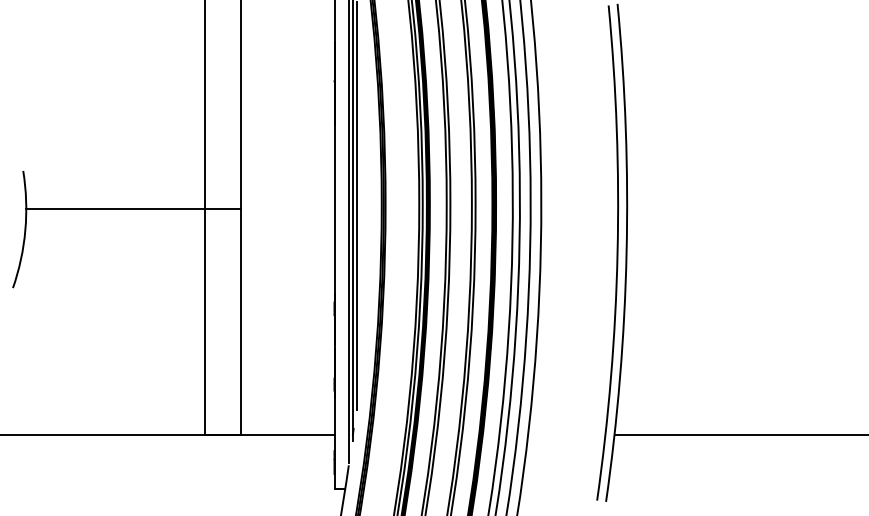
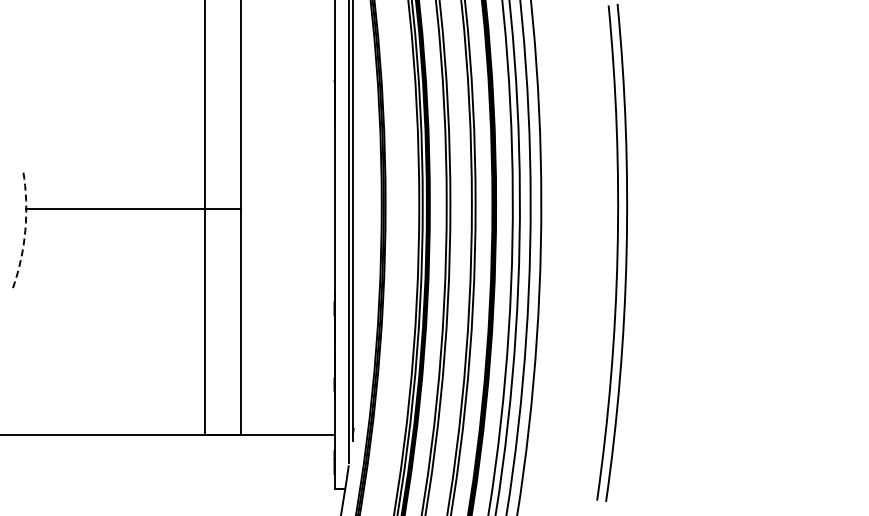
line: present -> none (356, 205)
arc: solid -> dashed (25, 230)
line: present -> none (739, 434)
